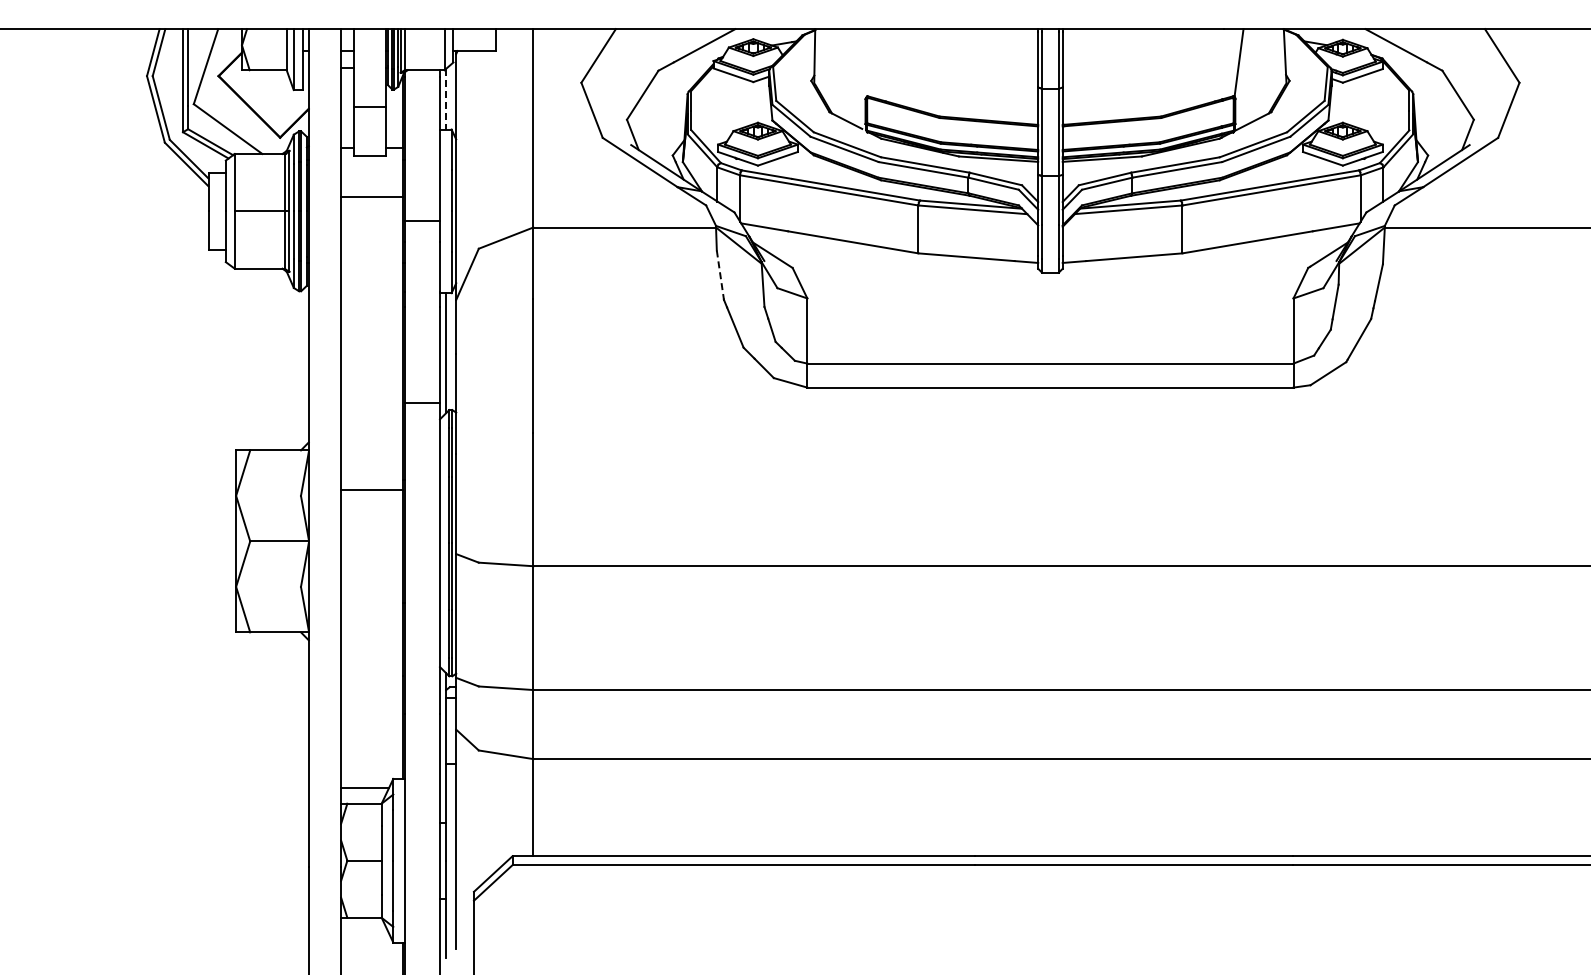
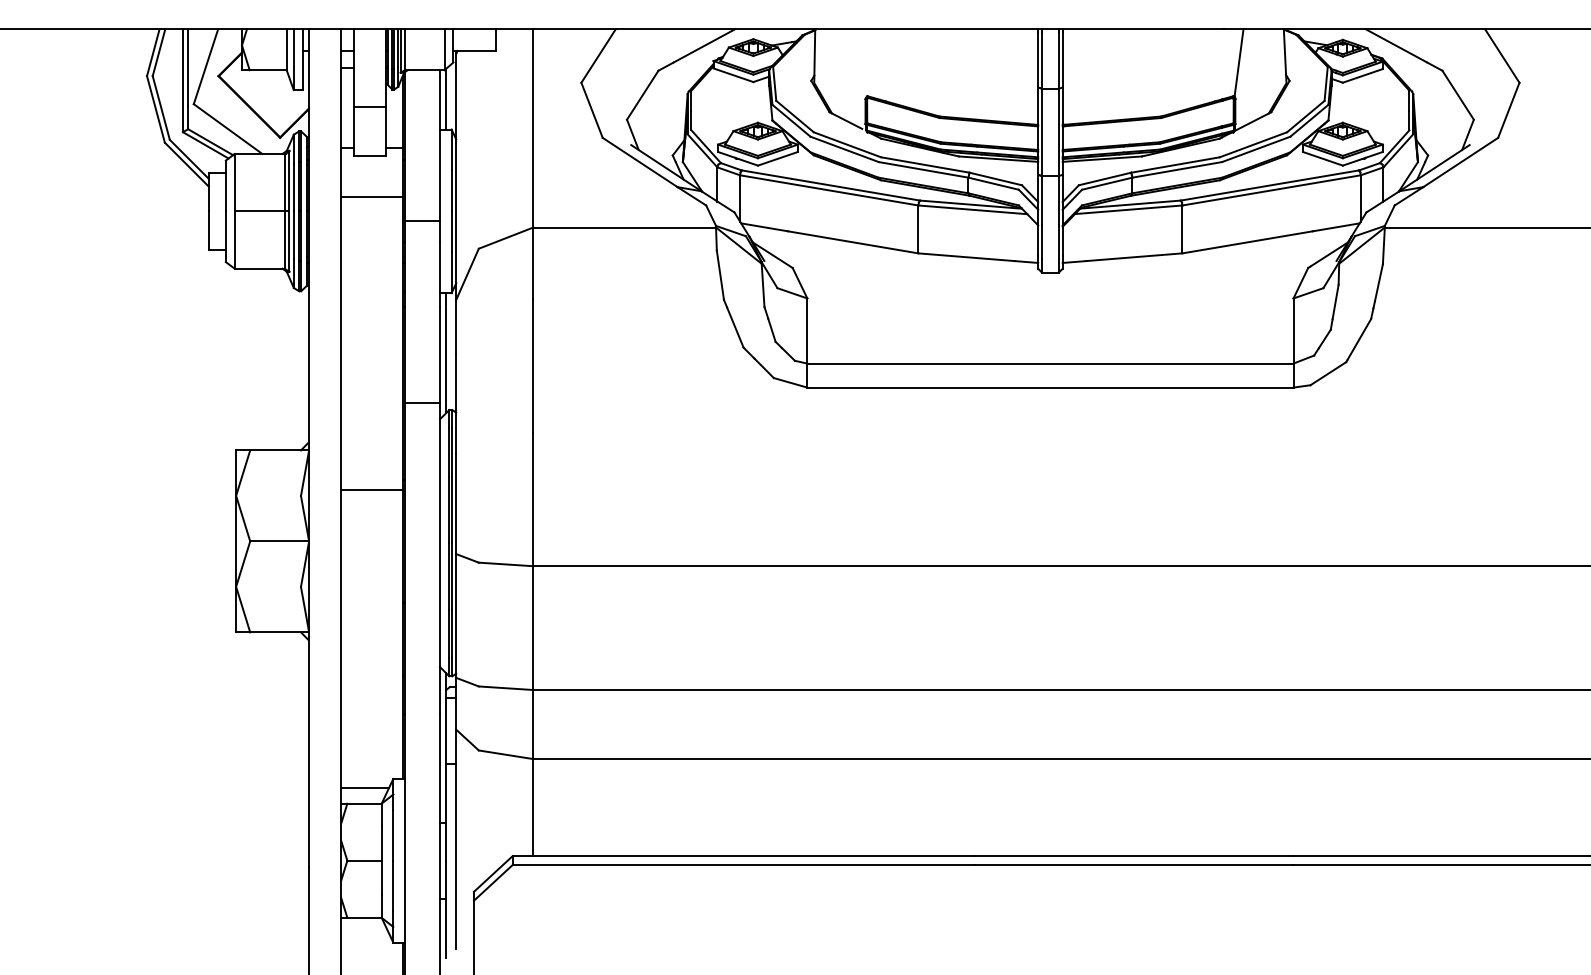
line: dashed -> solid (446, 99)
line: dashed -> solid (720, 275)
